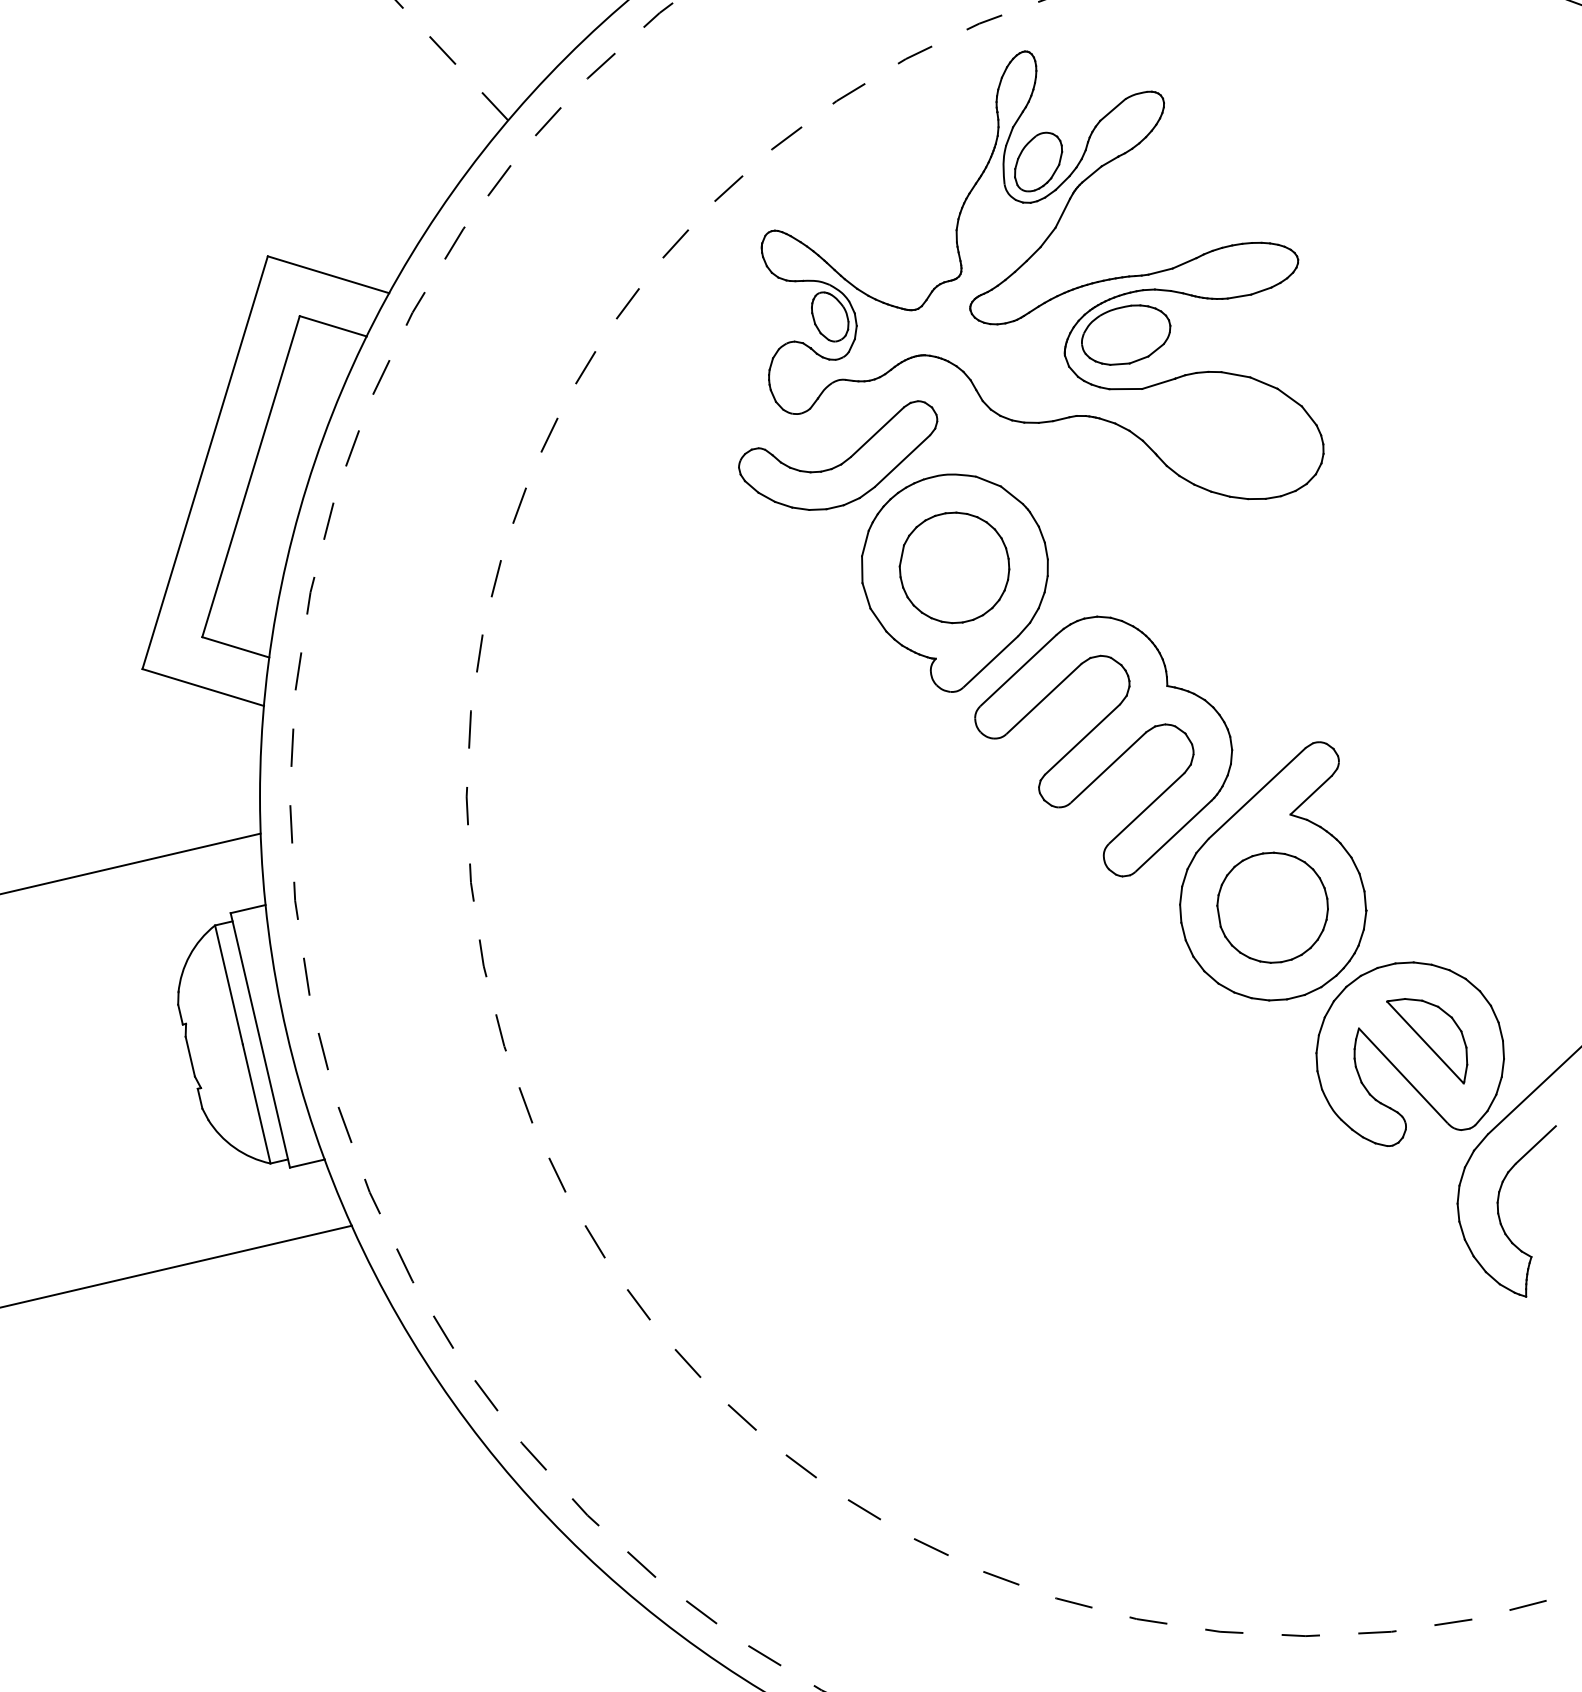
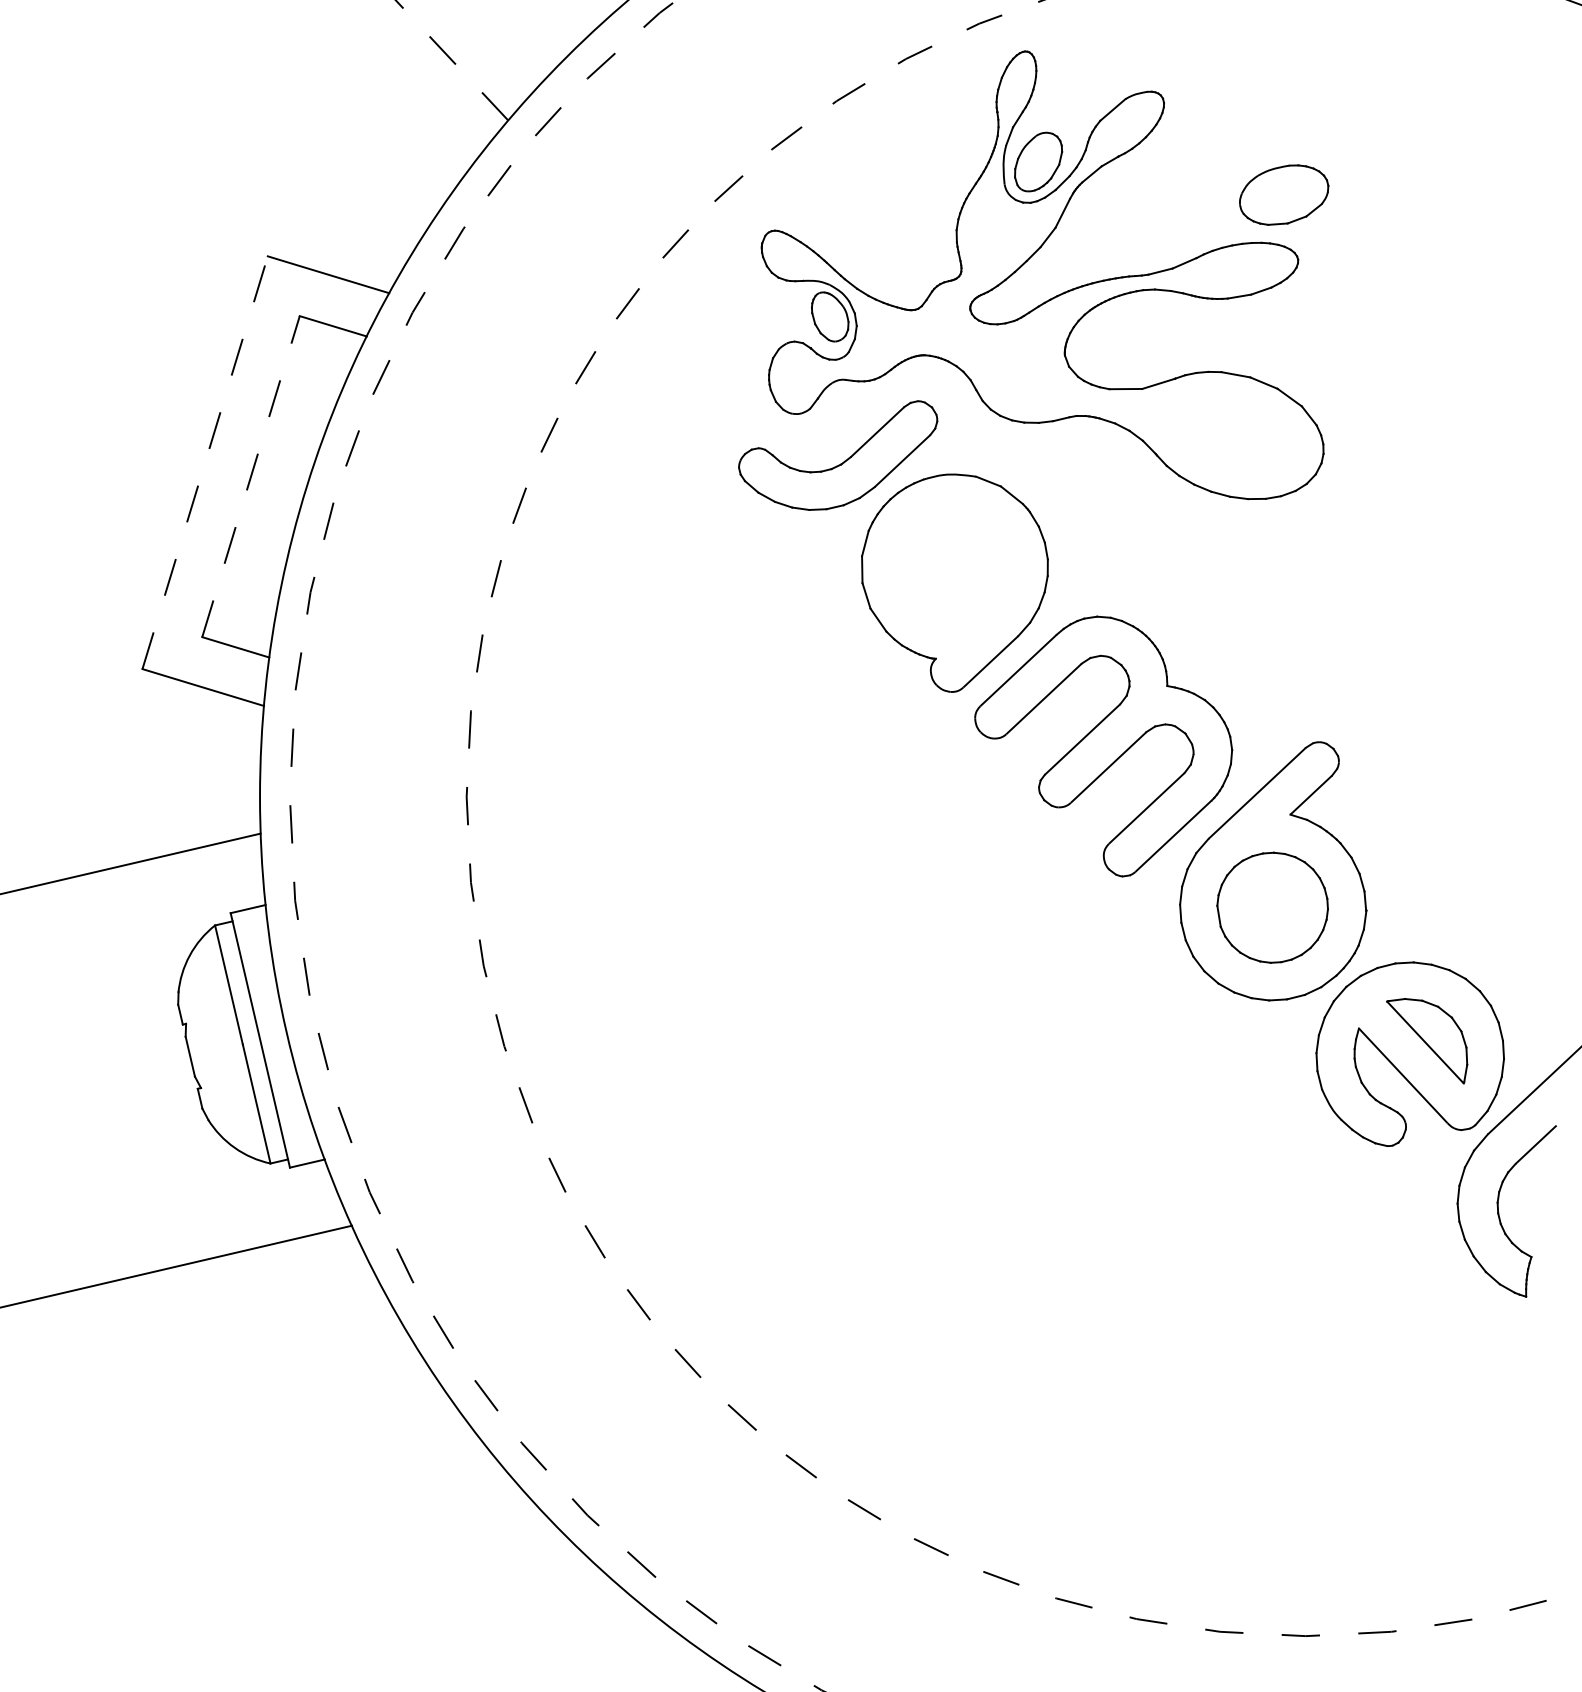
part position: (1126, 334) -> (1284, 194) (1284, 194)
line: solid -> dashed (205, 462)
line: solid -> dashed (251, 476)
part: present -> none (954, 567)
